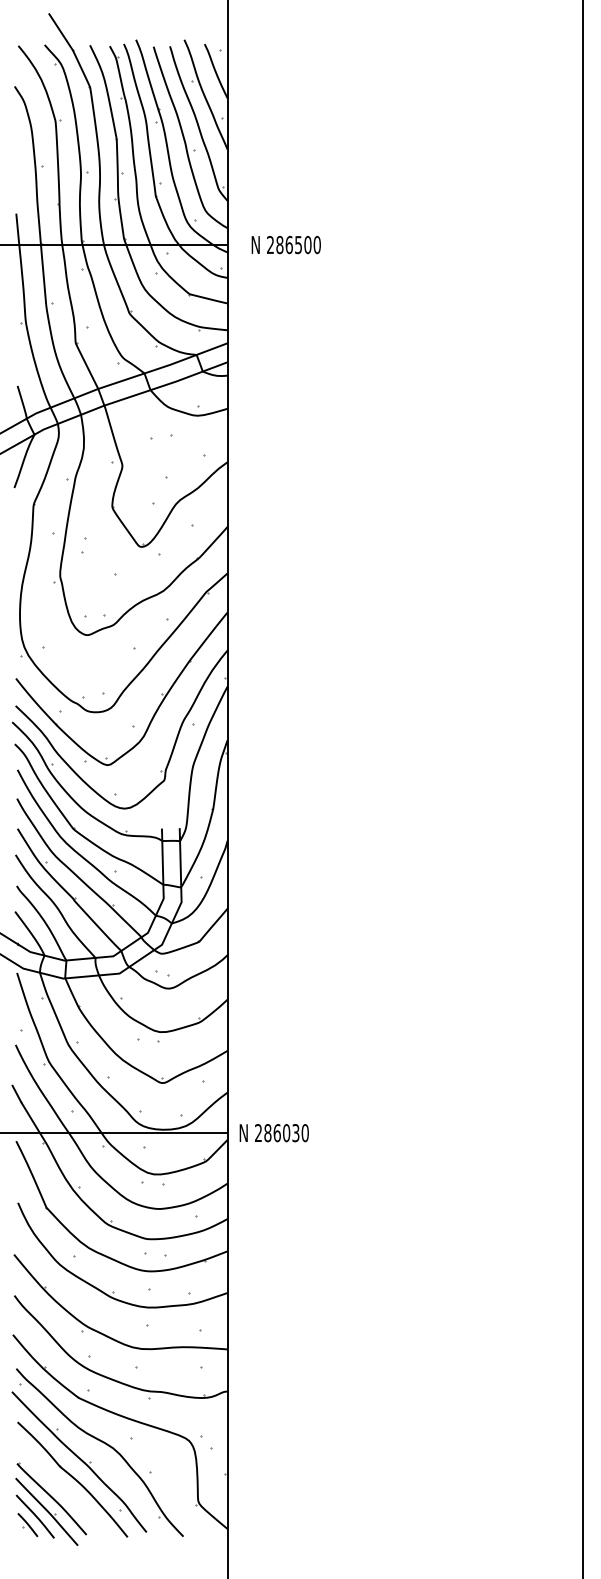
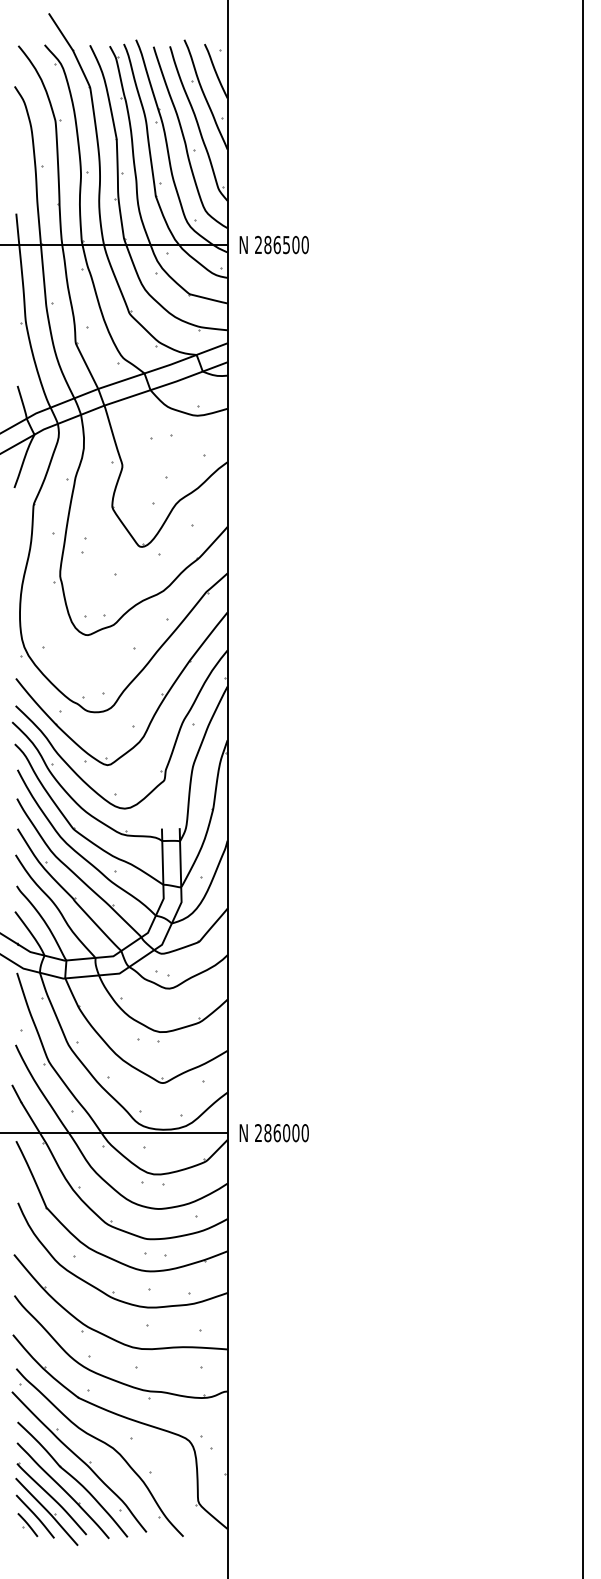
text position: (285, 244) -> (273, 244) (273, 244)
text: 286030 -> 286000 (295, 1133)
part: none -> present (62, 1490)
